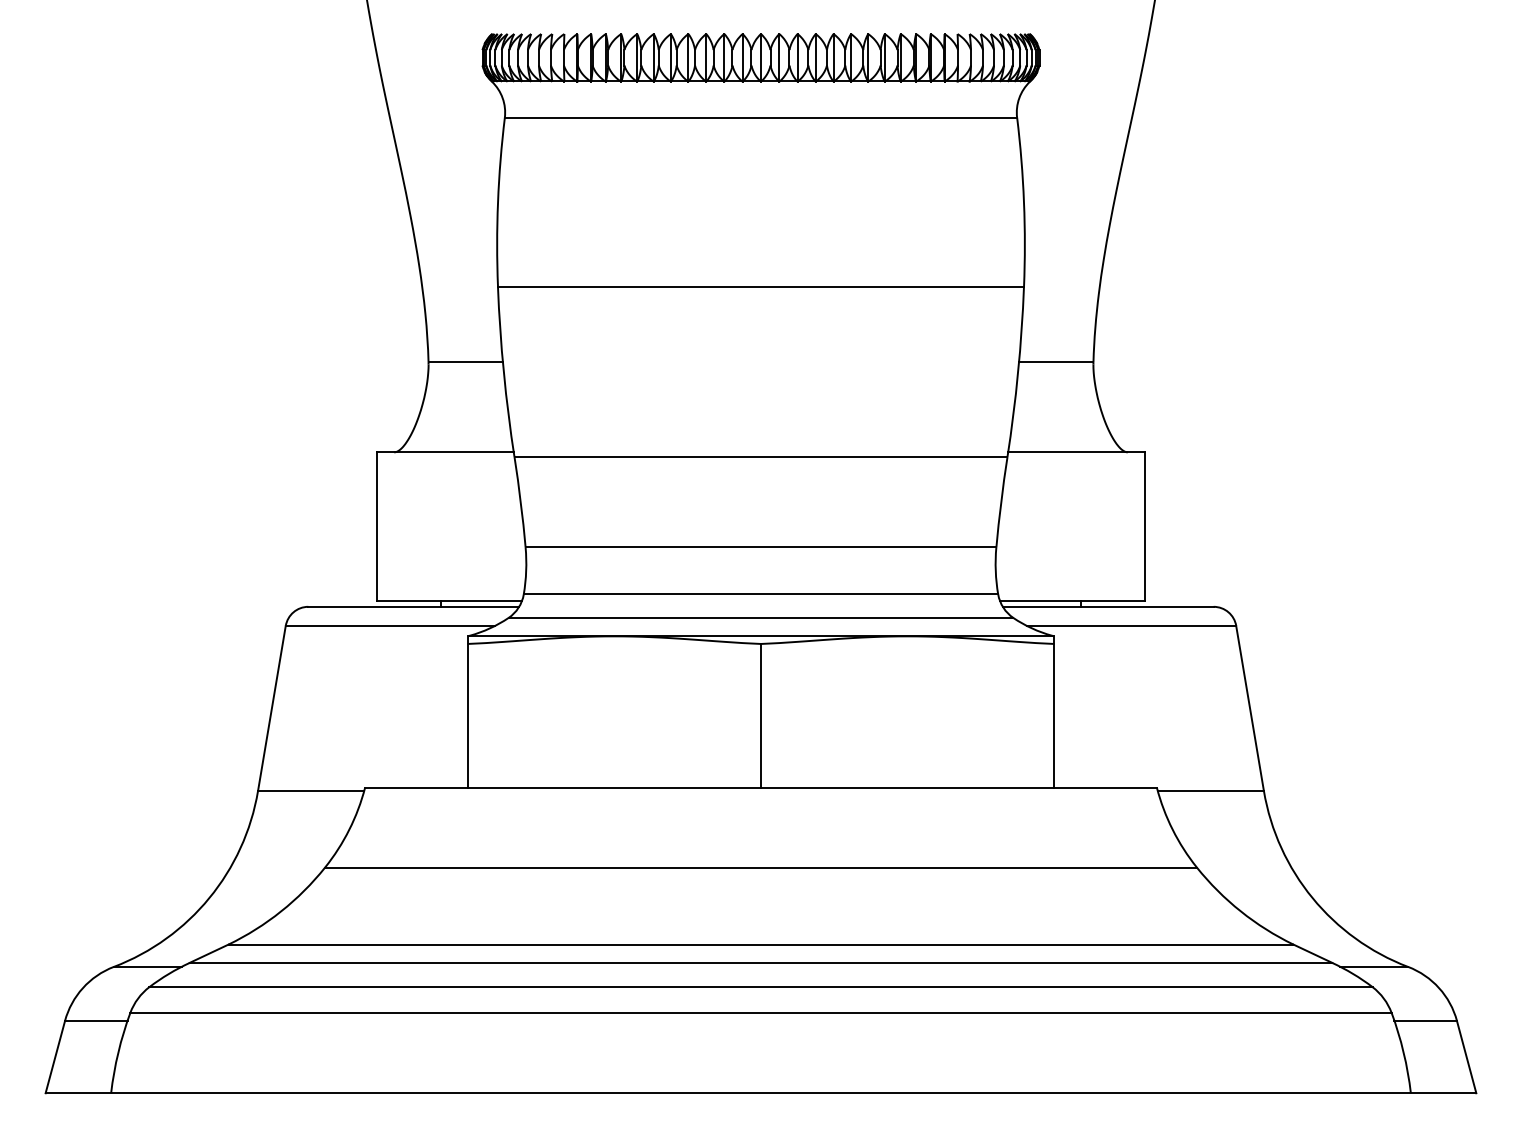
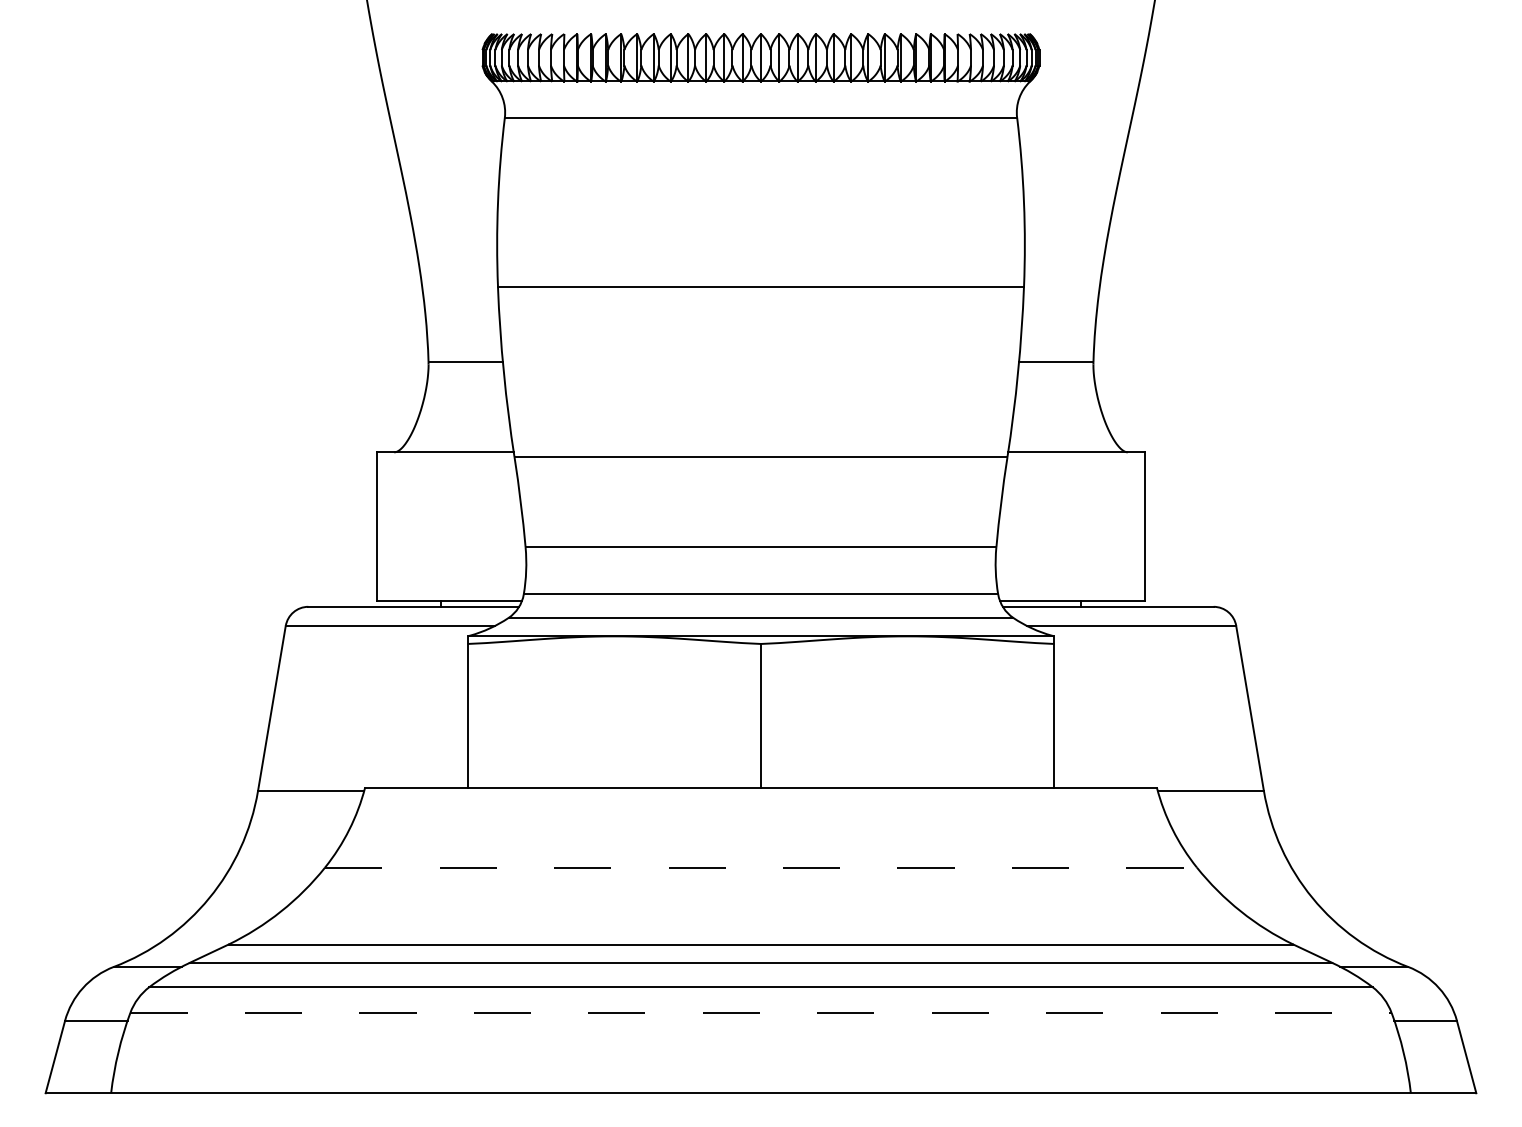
line: solid -> dashed (761, 867)
line: solid -> dashed (760, 1012)
